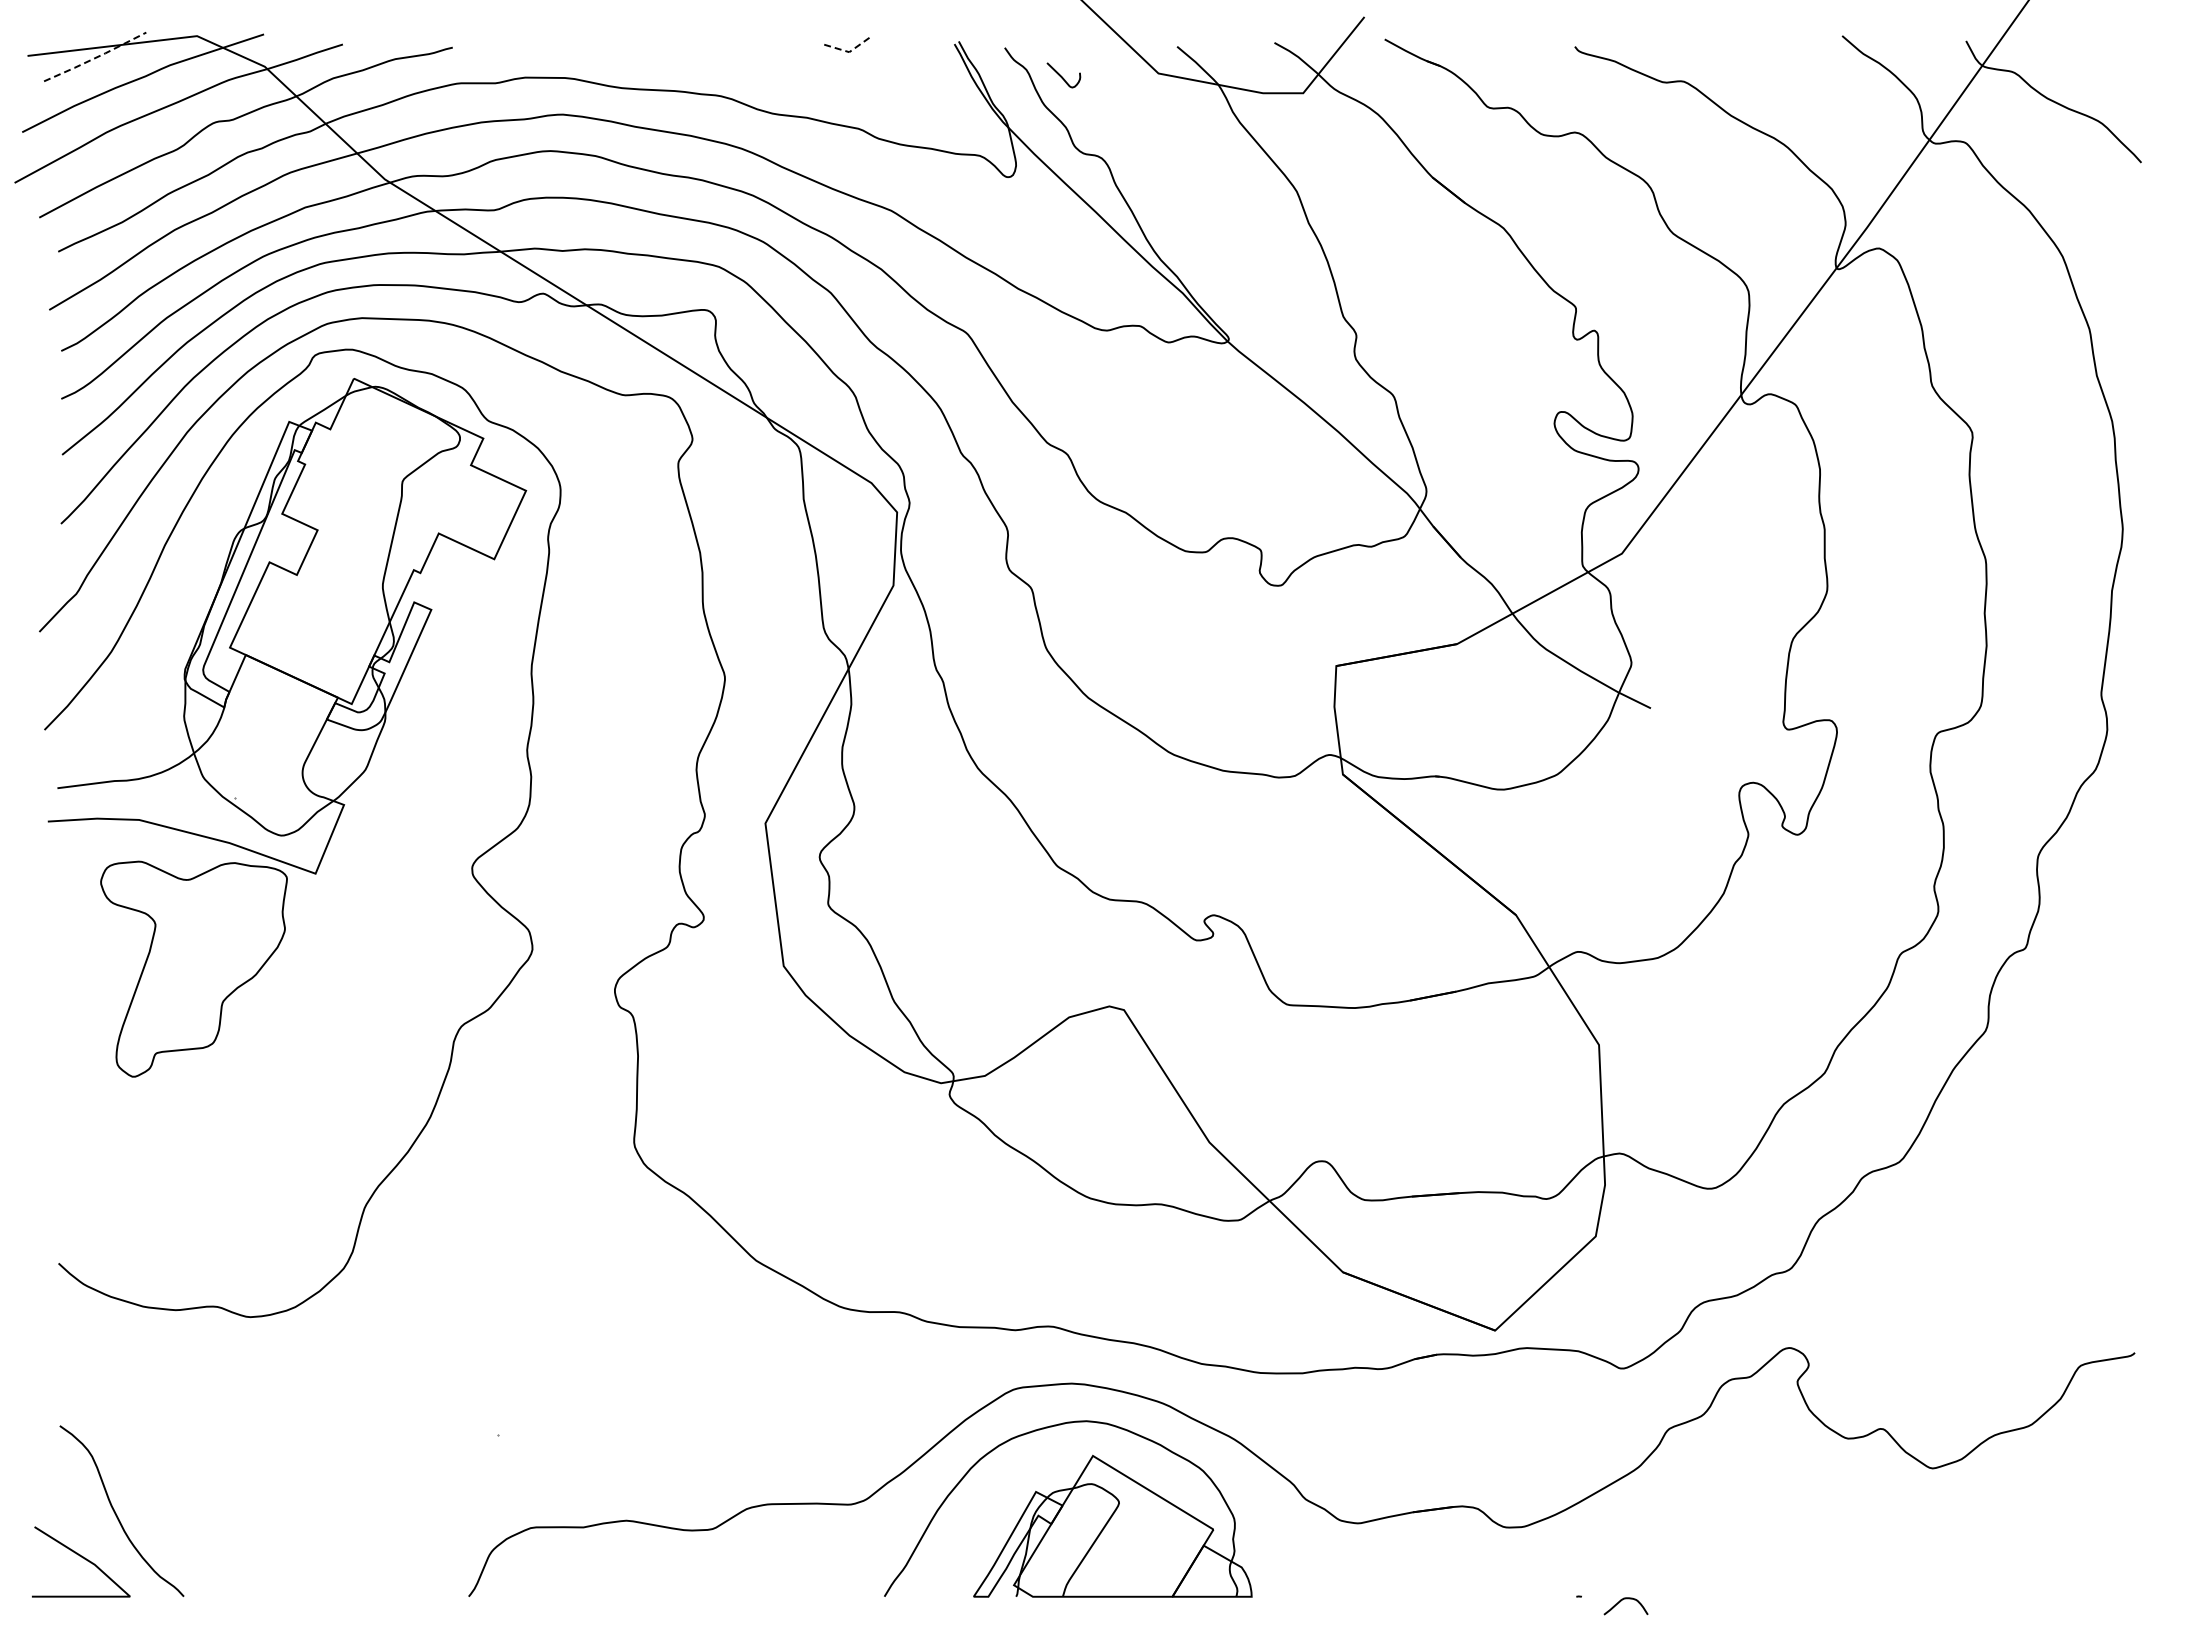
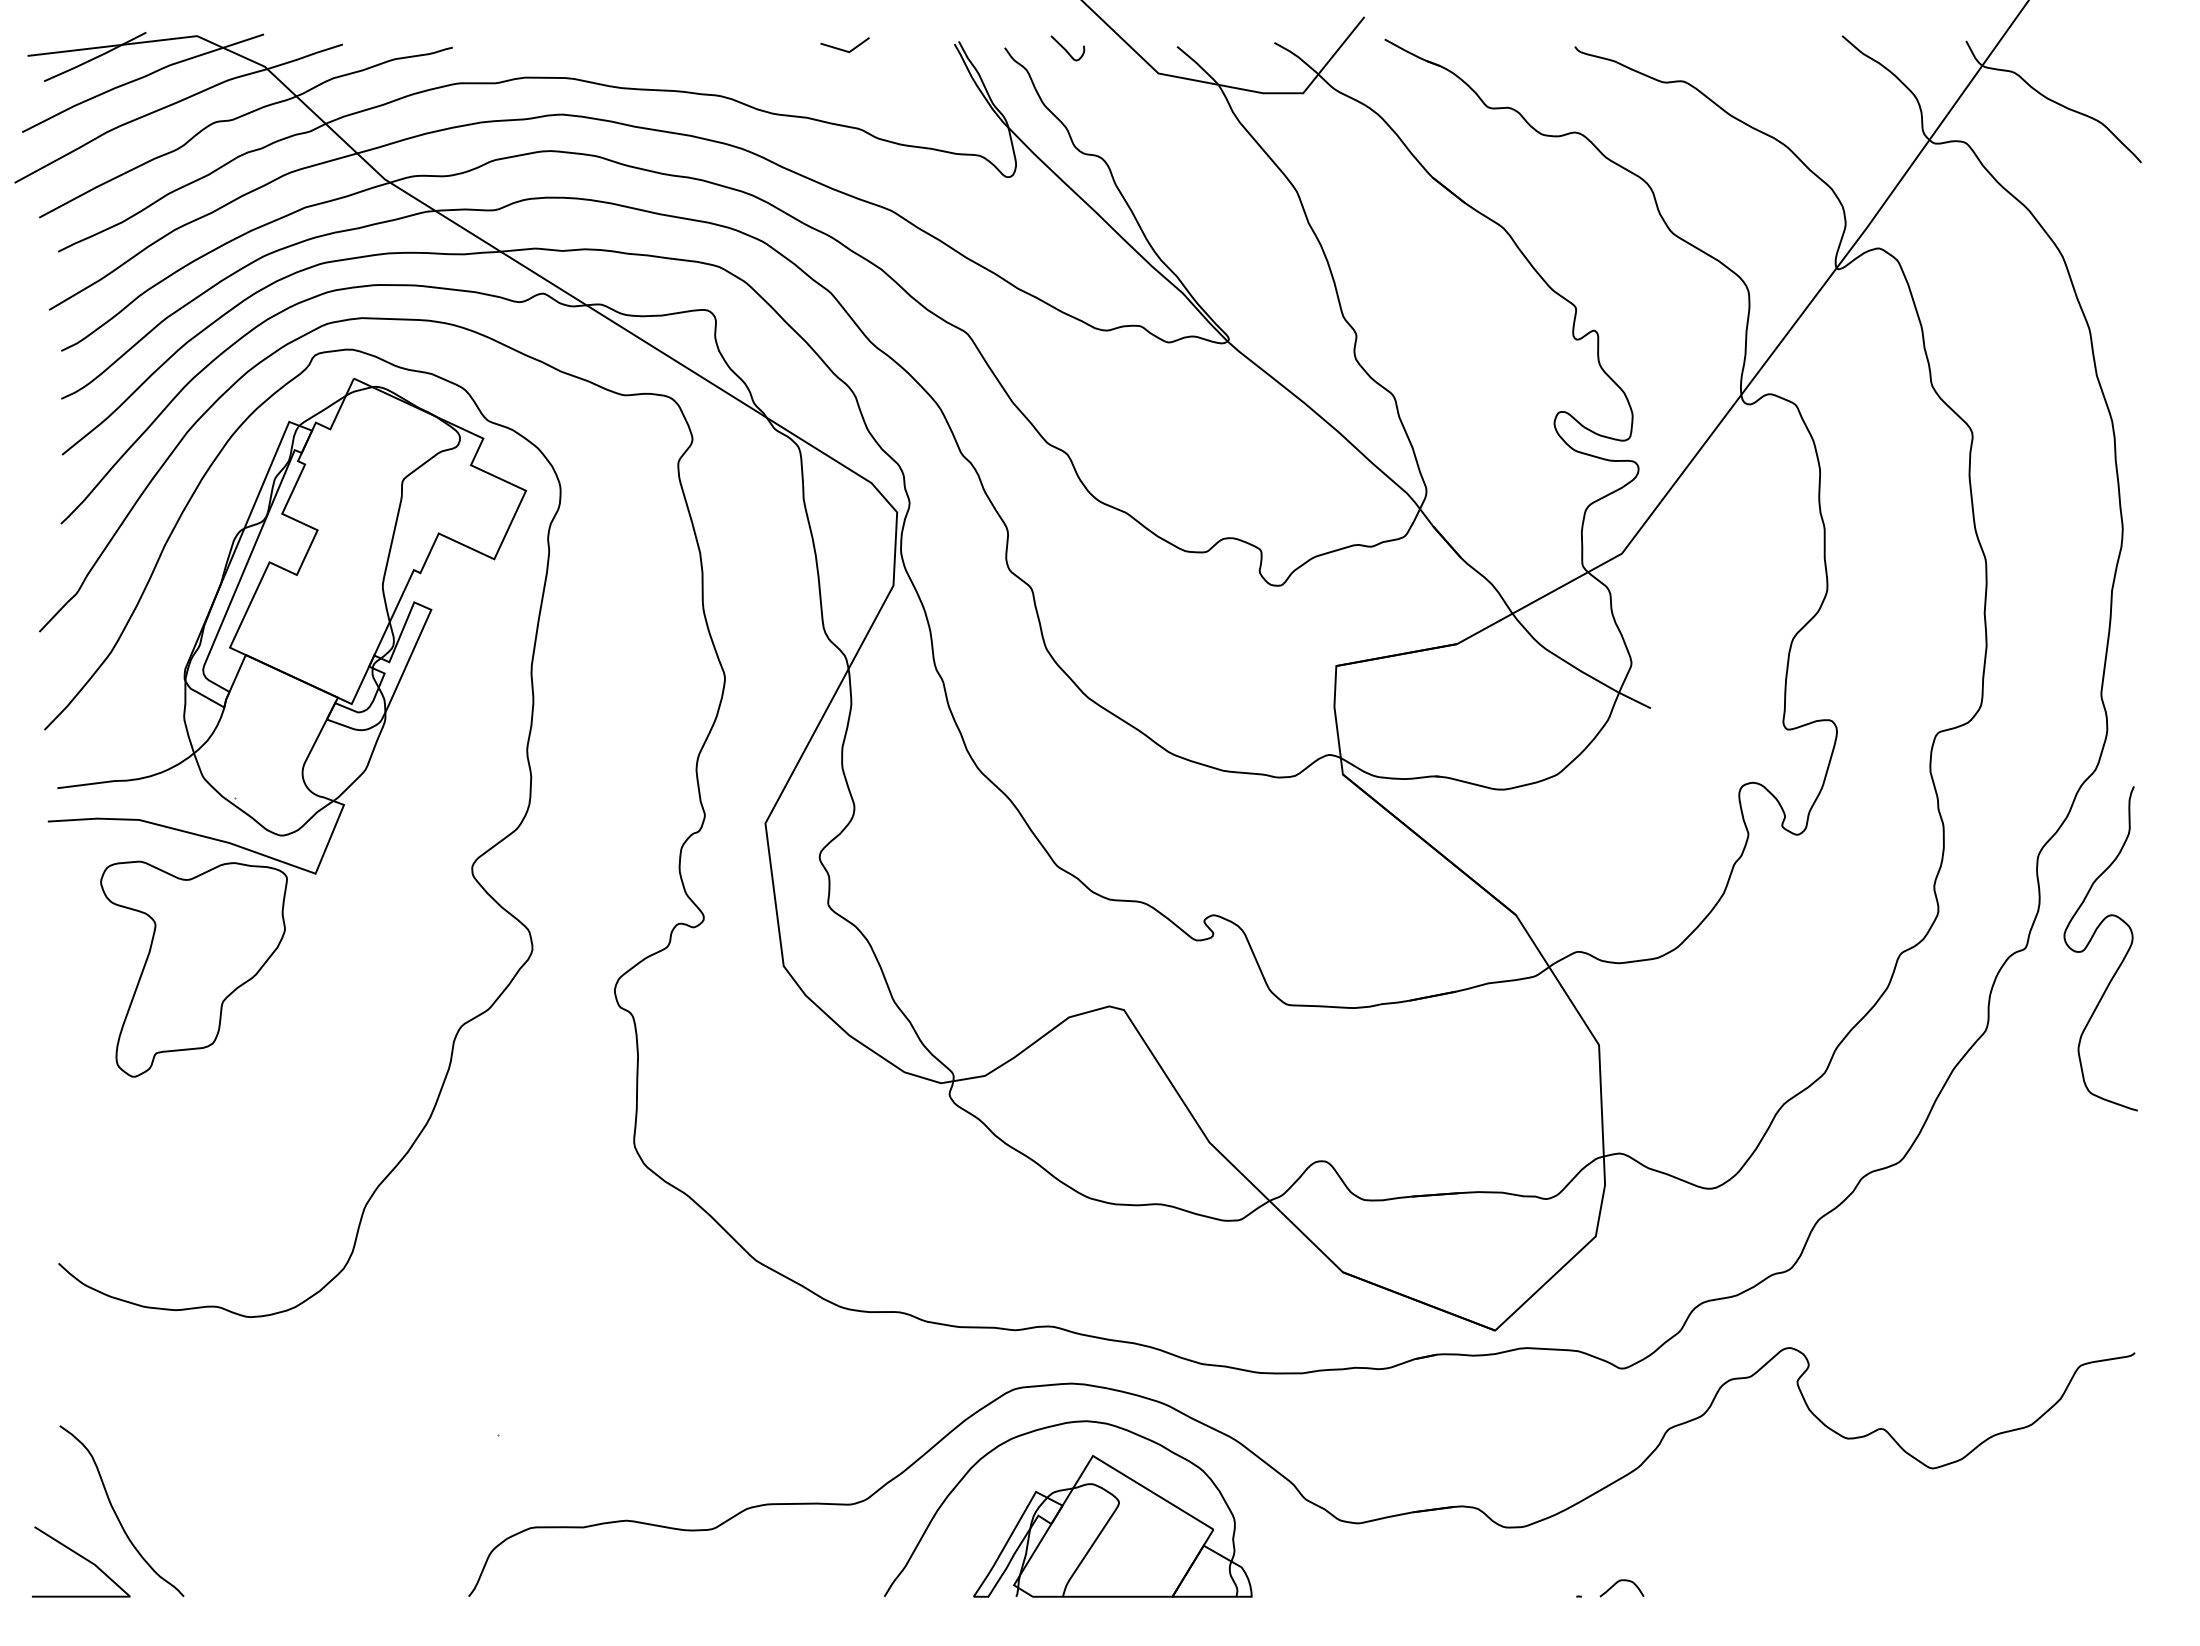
line: dashed -> solid (846, 51)
line: dashed -> solid (95, 58)
curve position: (1062, 76) -> (1066, 49) (1066, 49)
curve: none -> present (2090, 942)
curve position: (1621, 1601) -> (1617, 1583) (1617, 1583)
